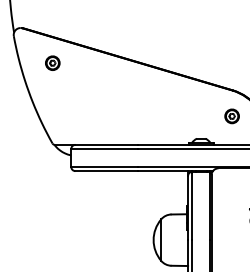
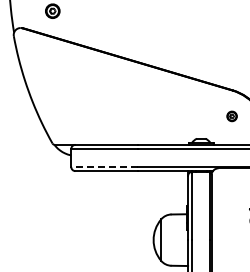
part position: (52, 62) -> (52, 10) (52, 10)
part size: 16x17 px -> 12x13 px (231, 116)
line: solid -> dashed (104, 166)
